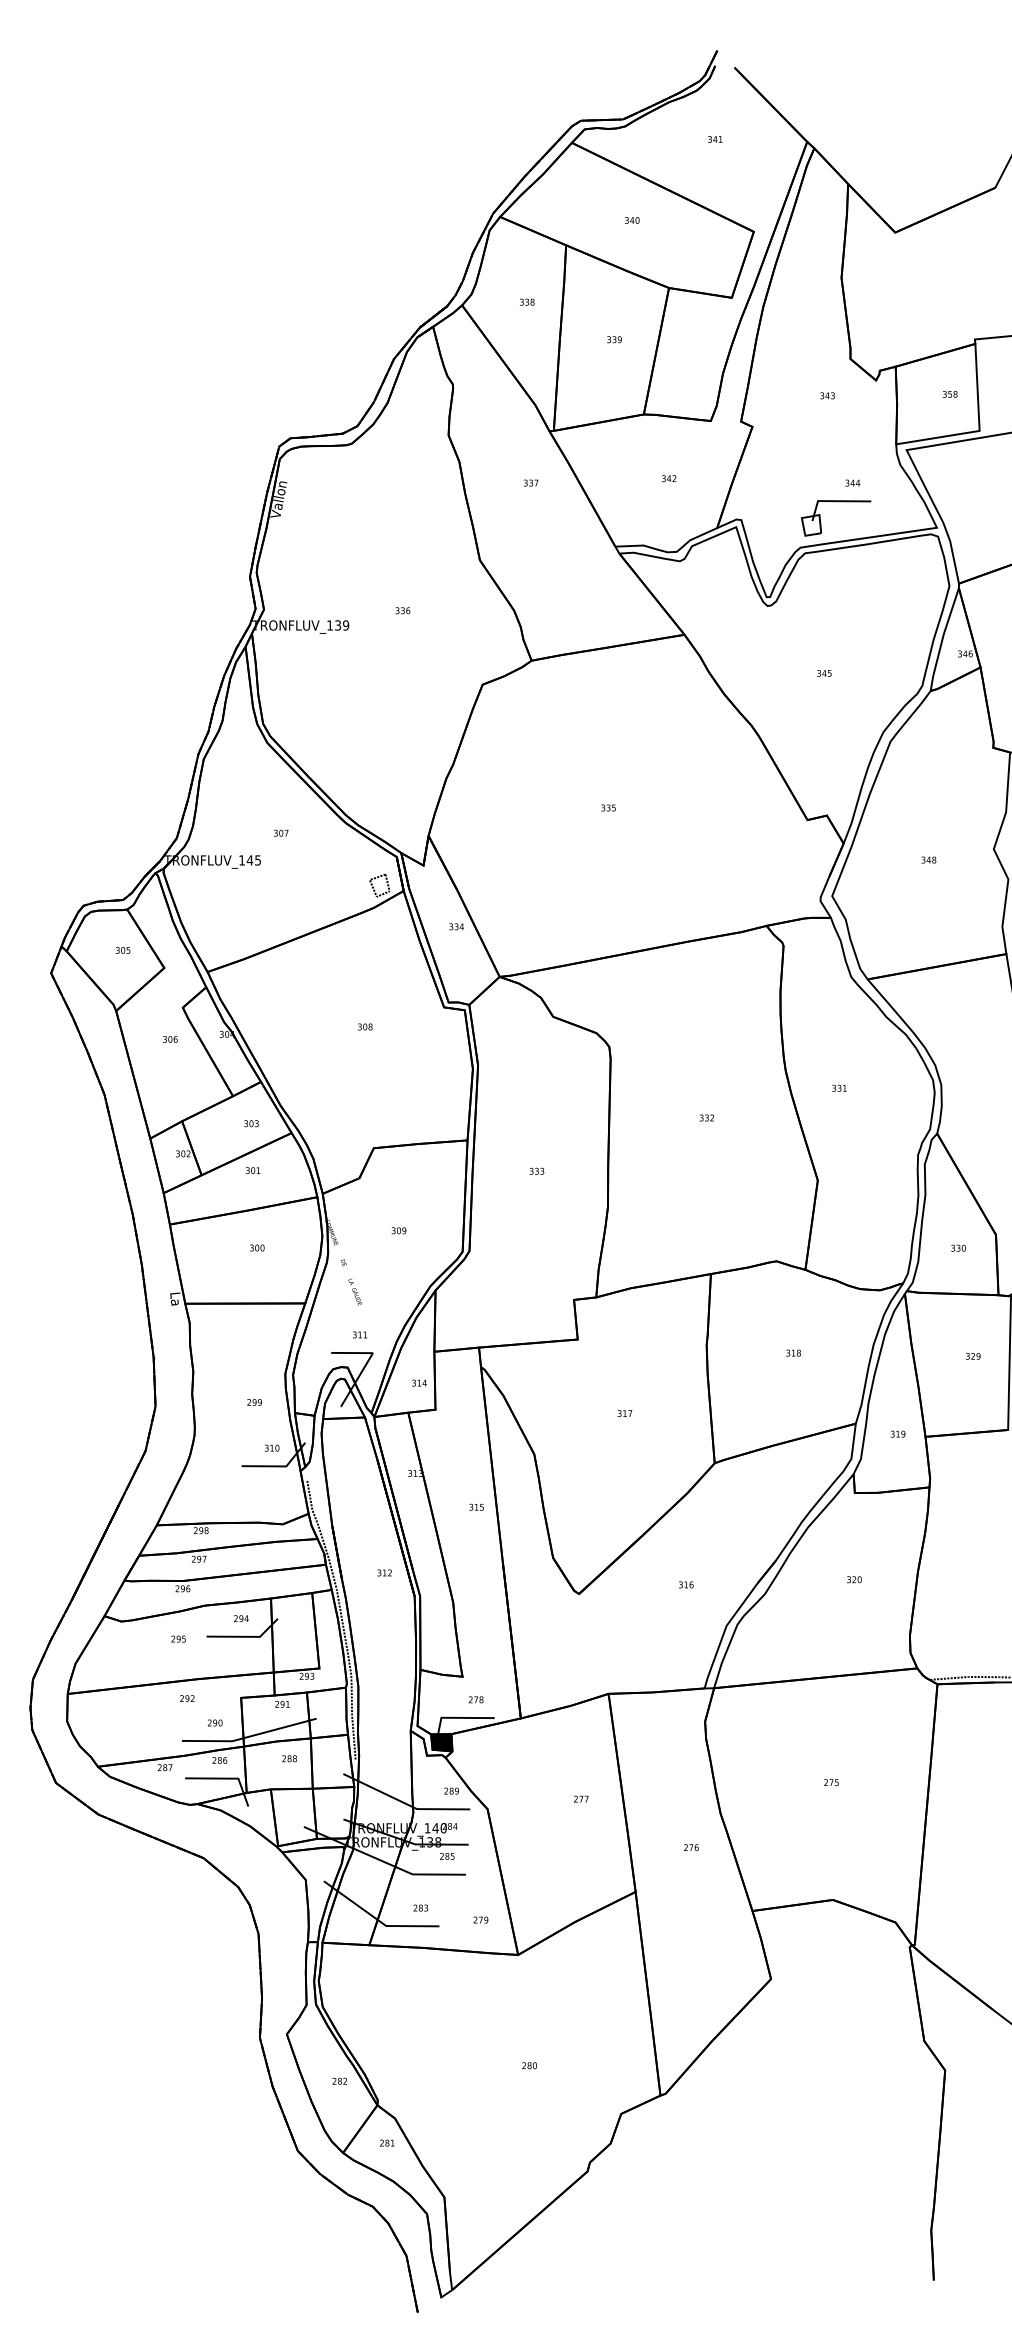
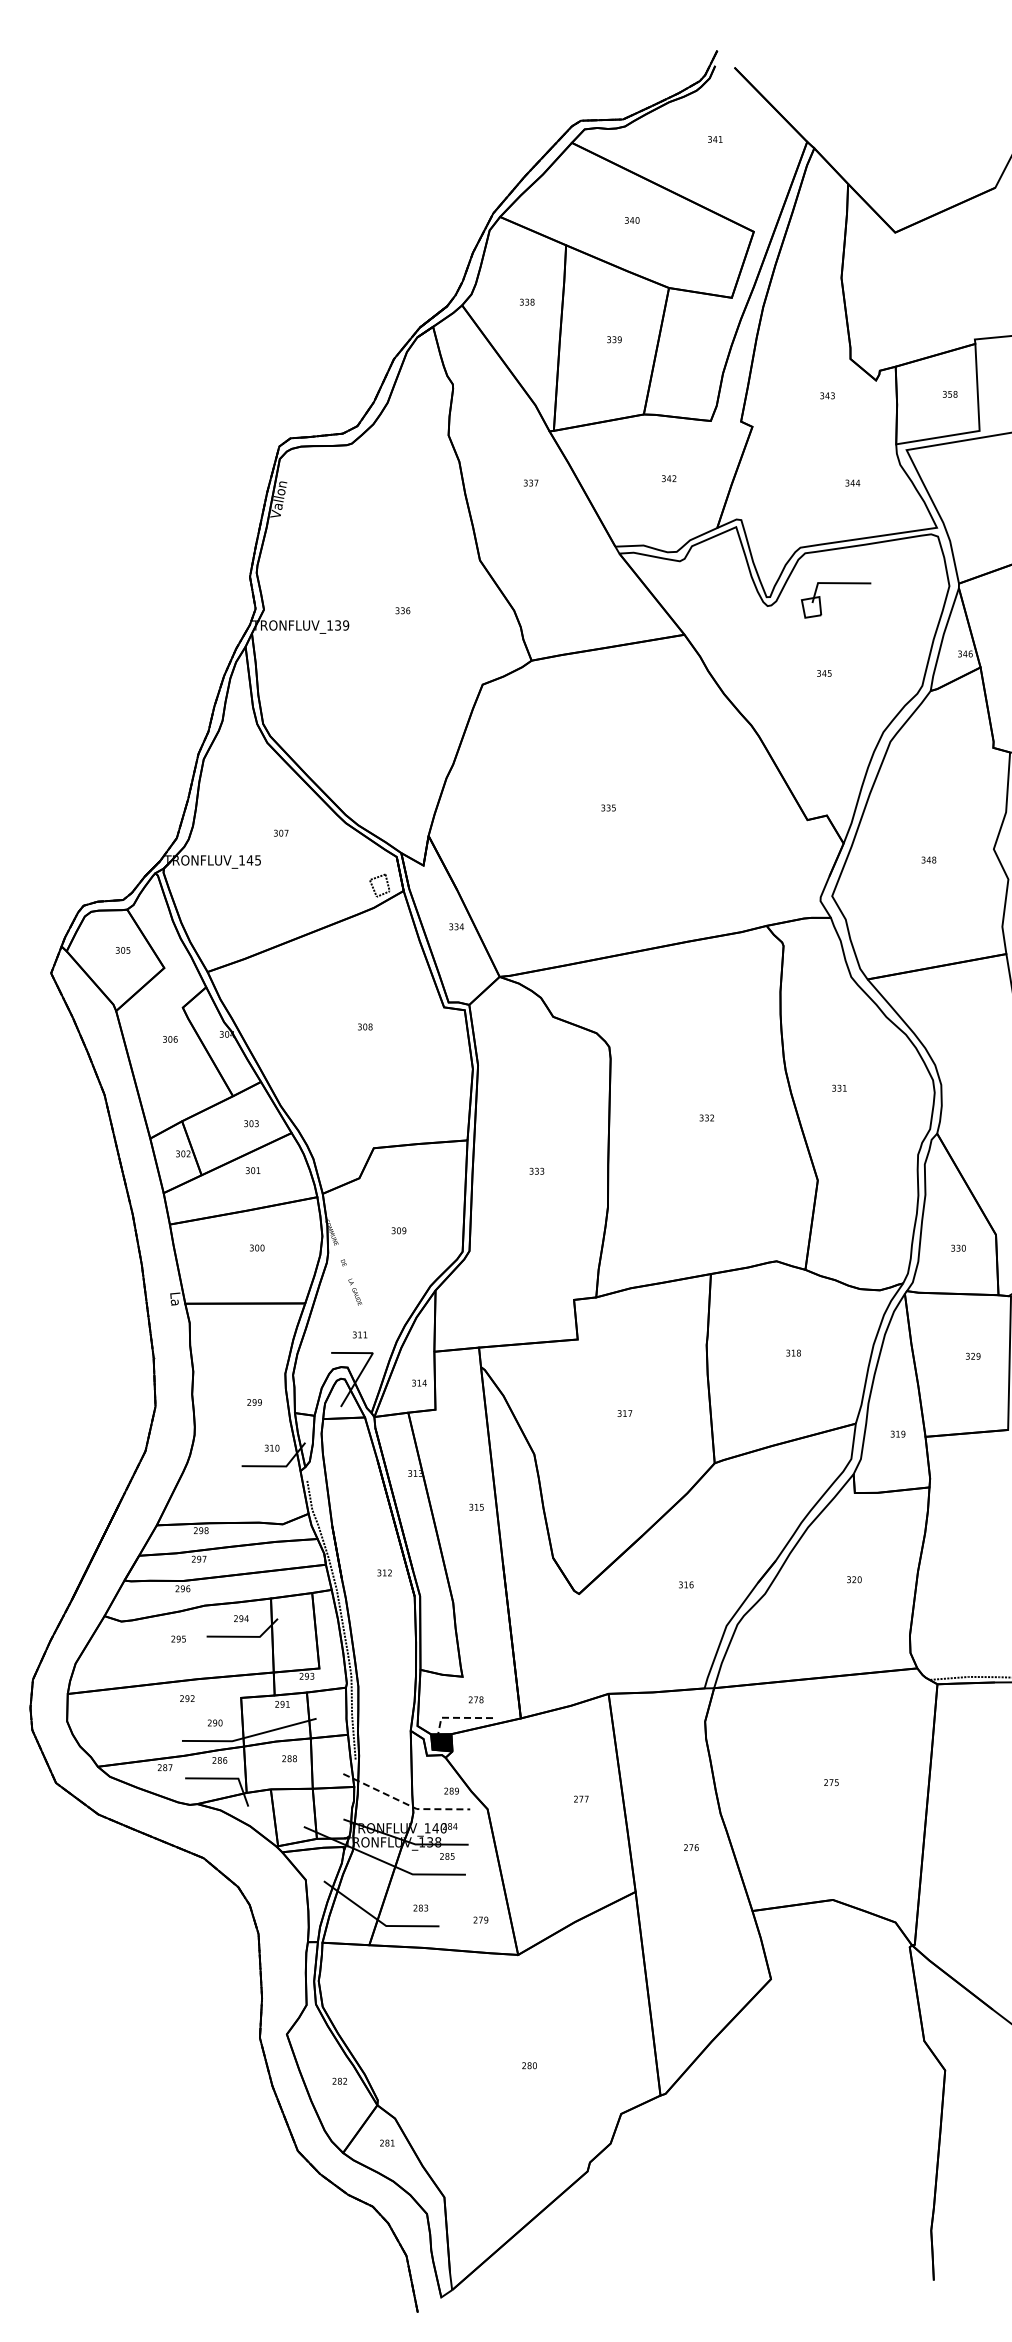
part position: (821, 522) -> (821, 604) (821, 604)
line: solid -> dashed (456, 1717)
line: solid -> dashed (404, 1803)
